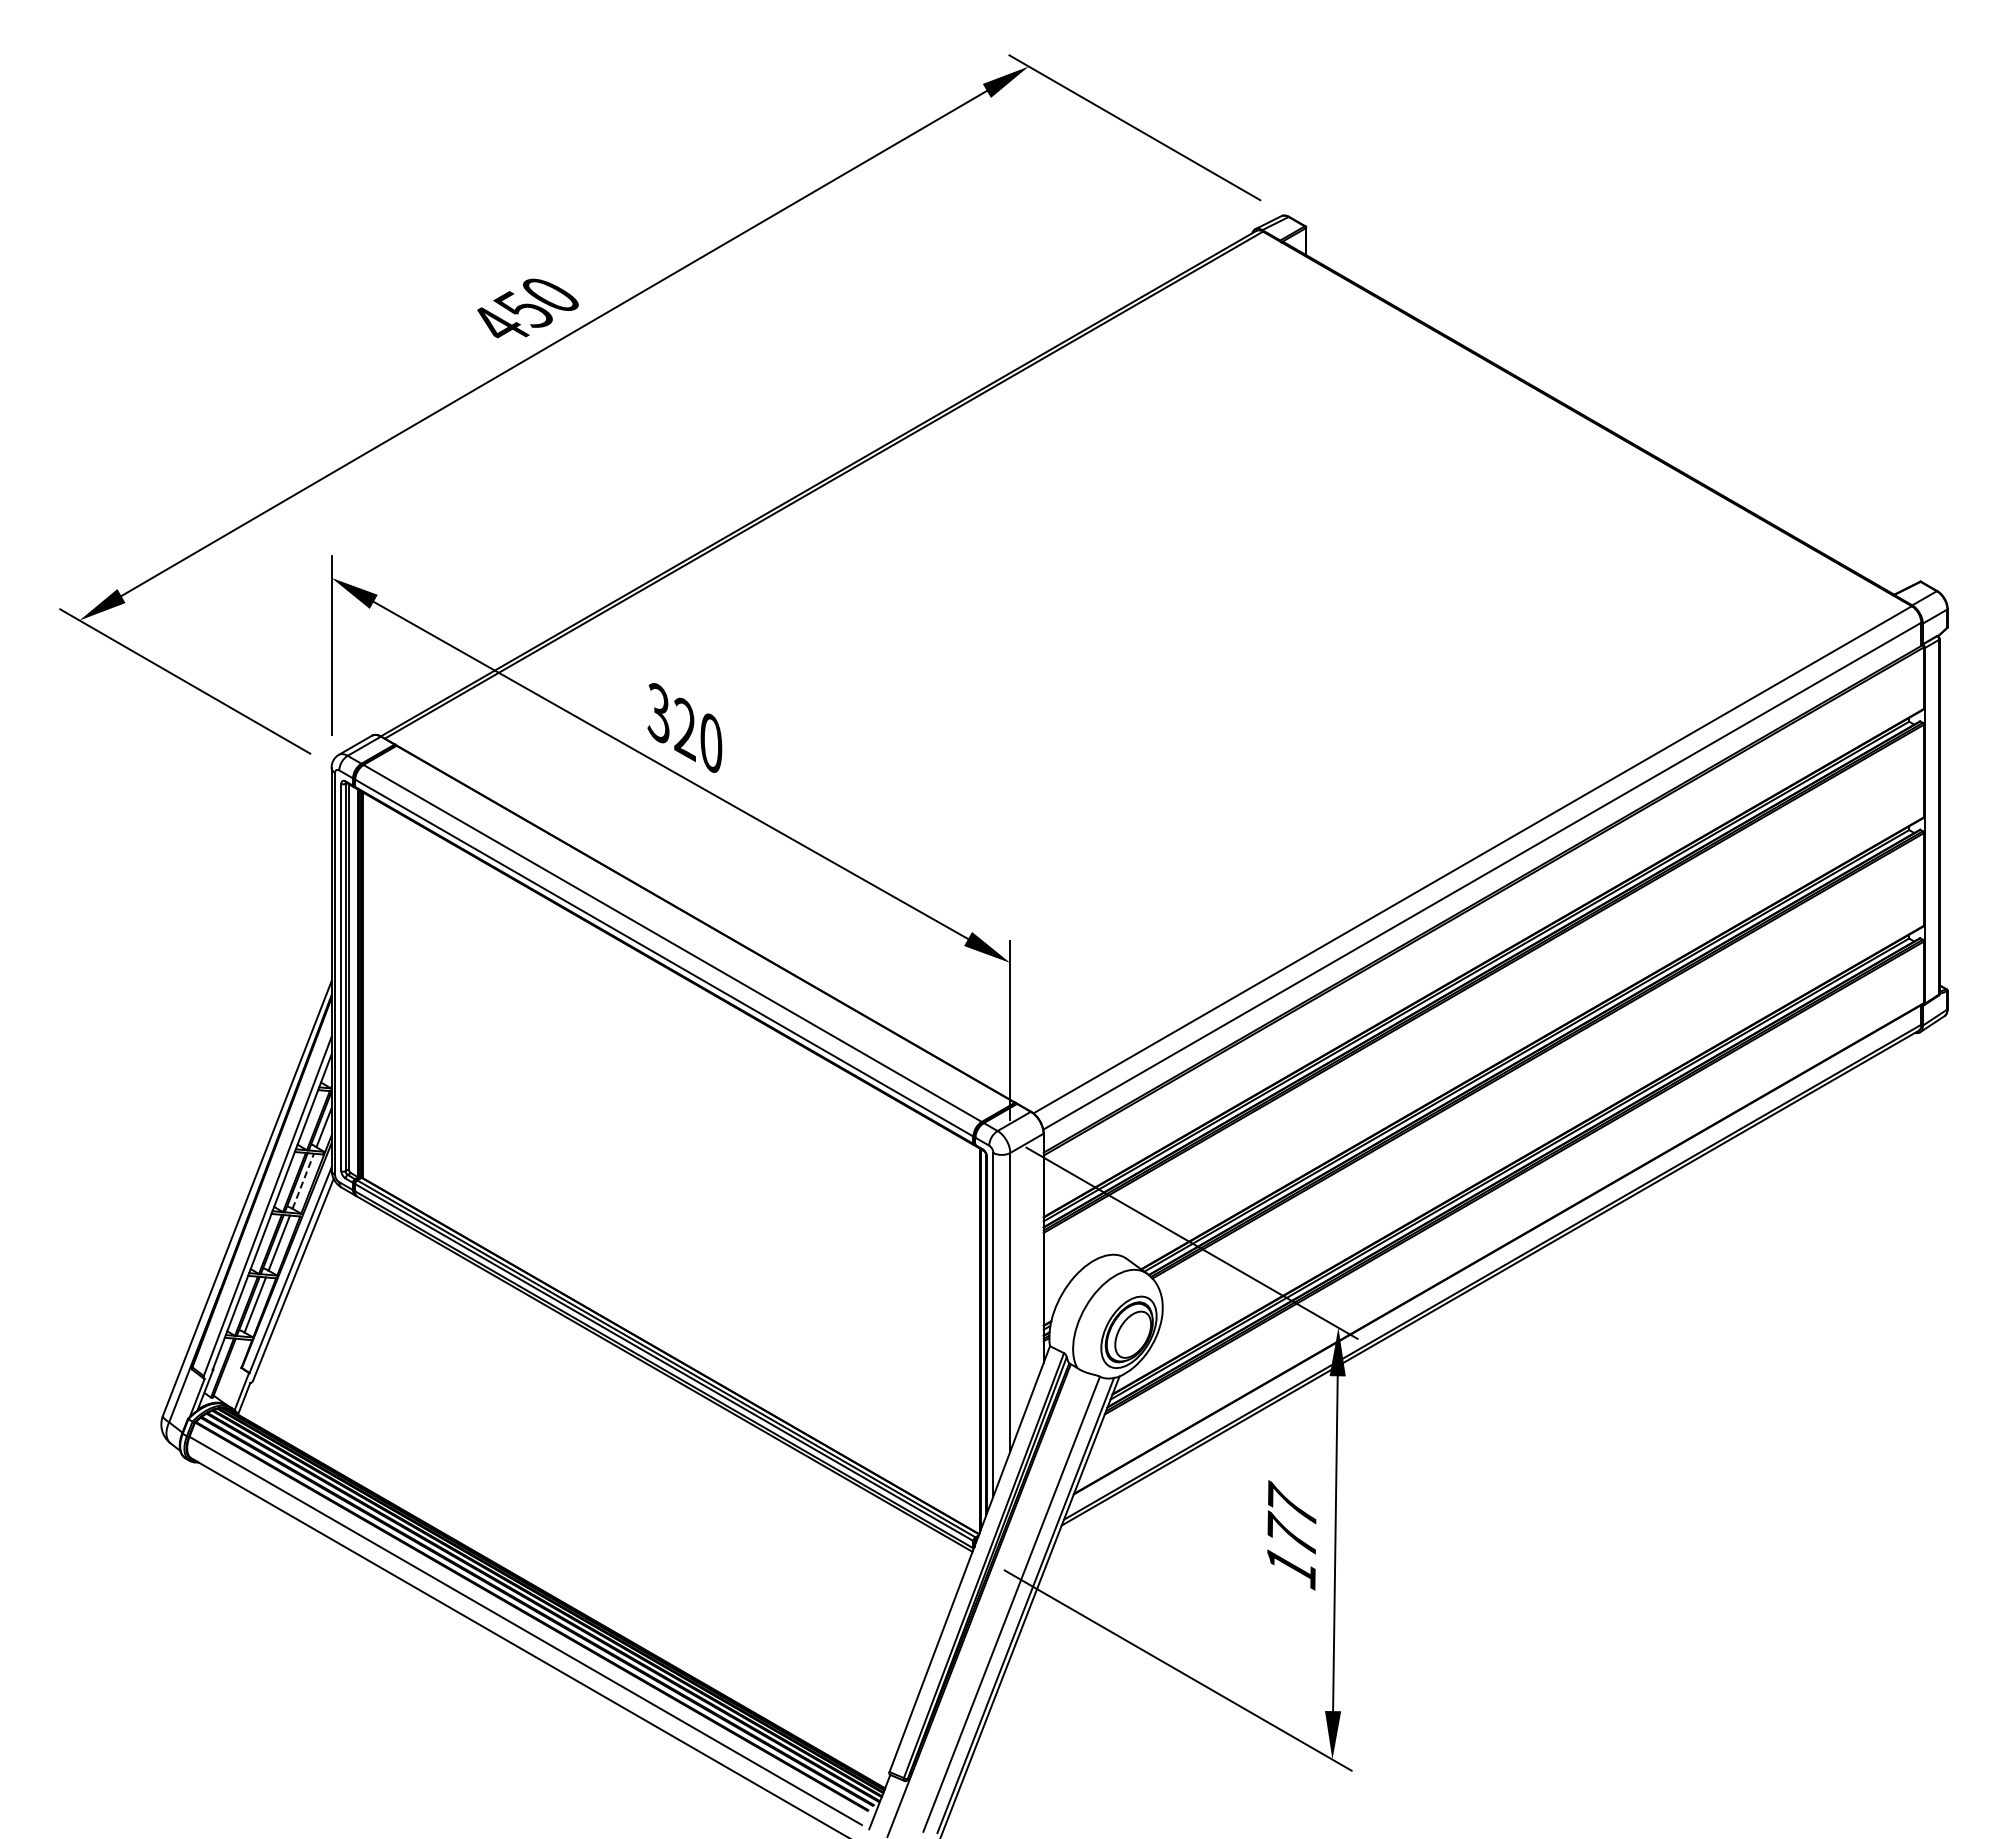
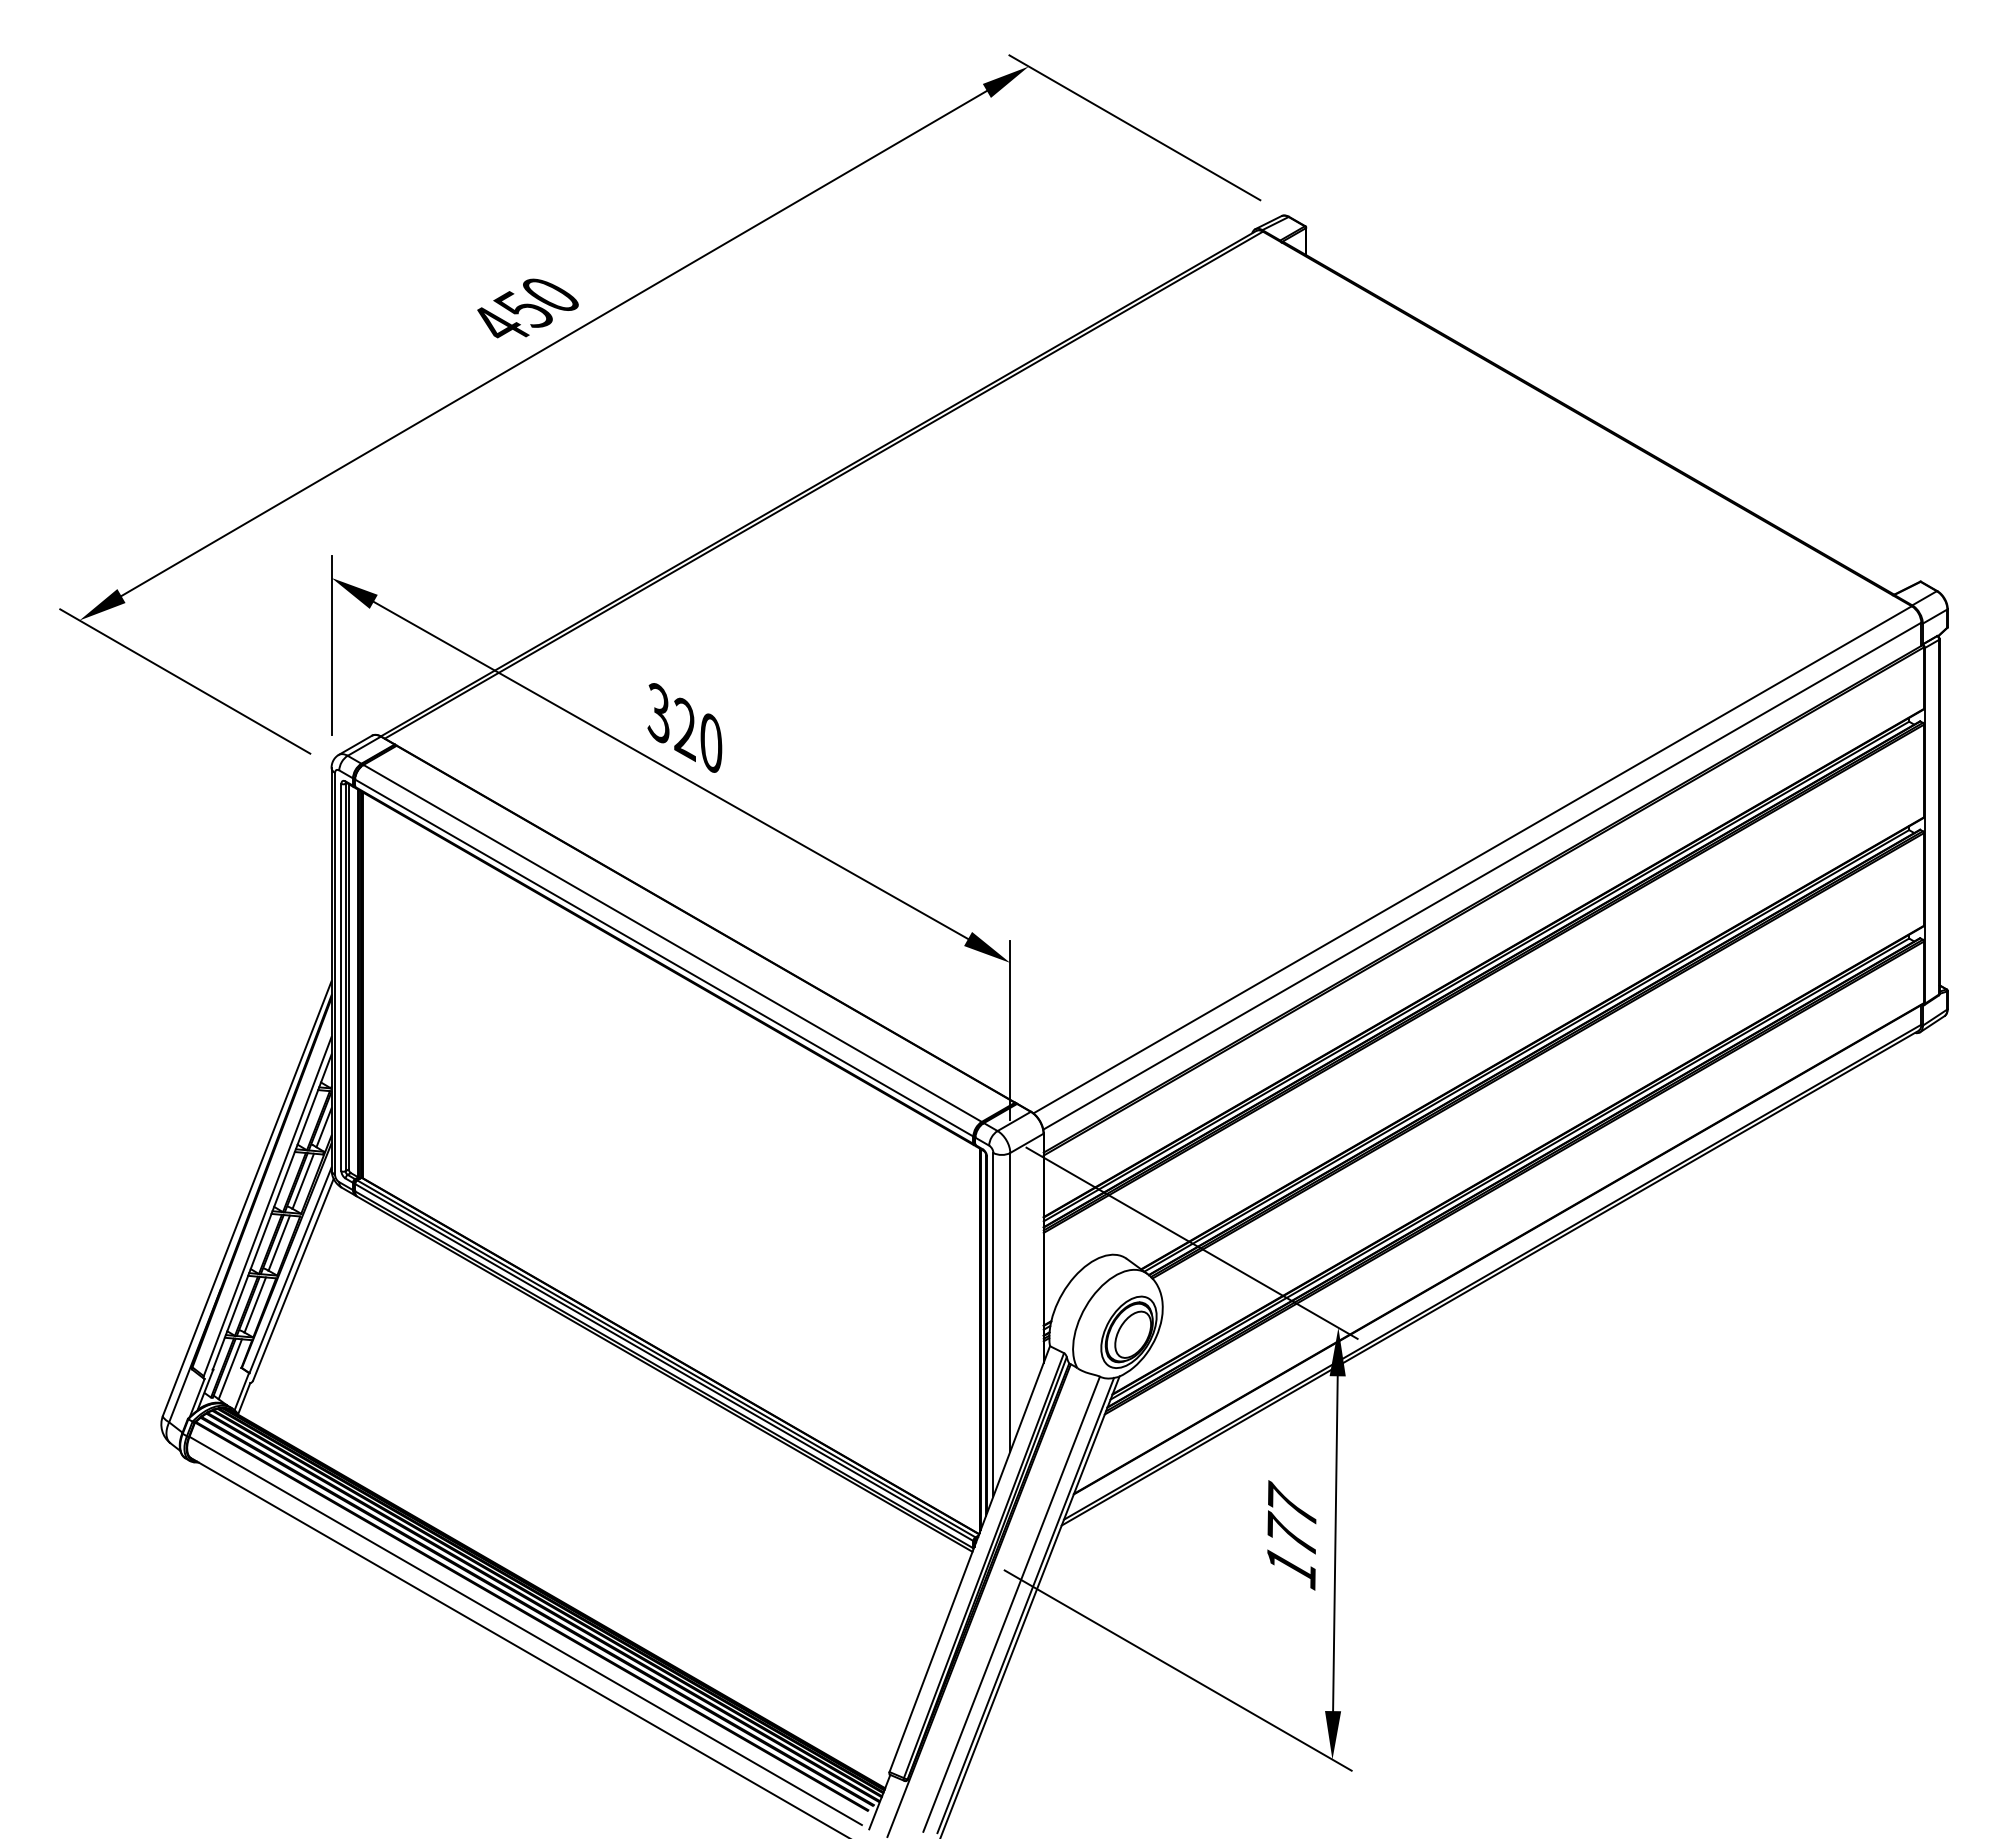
line: dashed -> solid (303, 1181)
line: none -> present (229, 1369)
